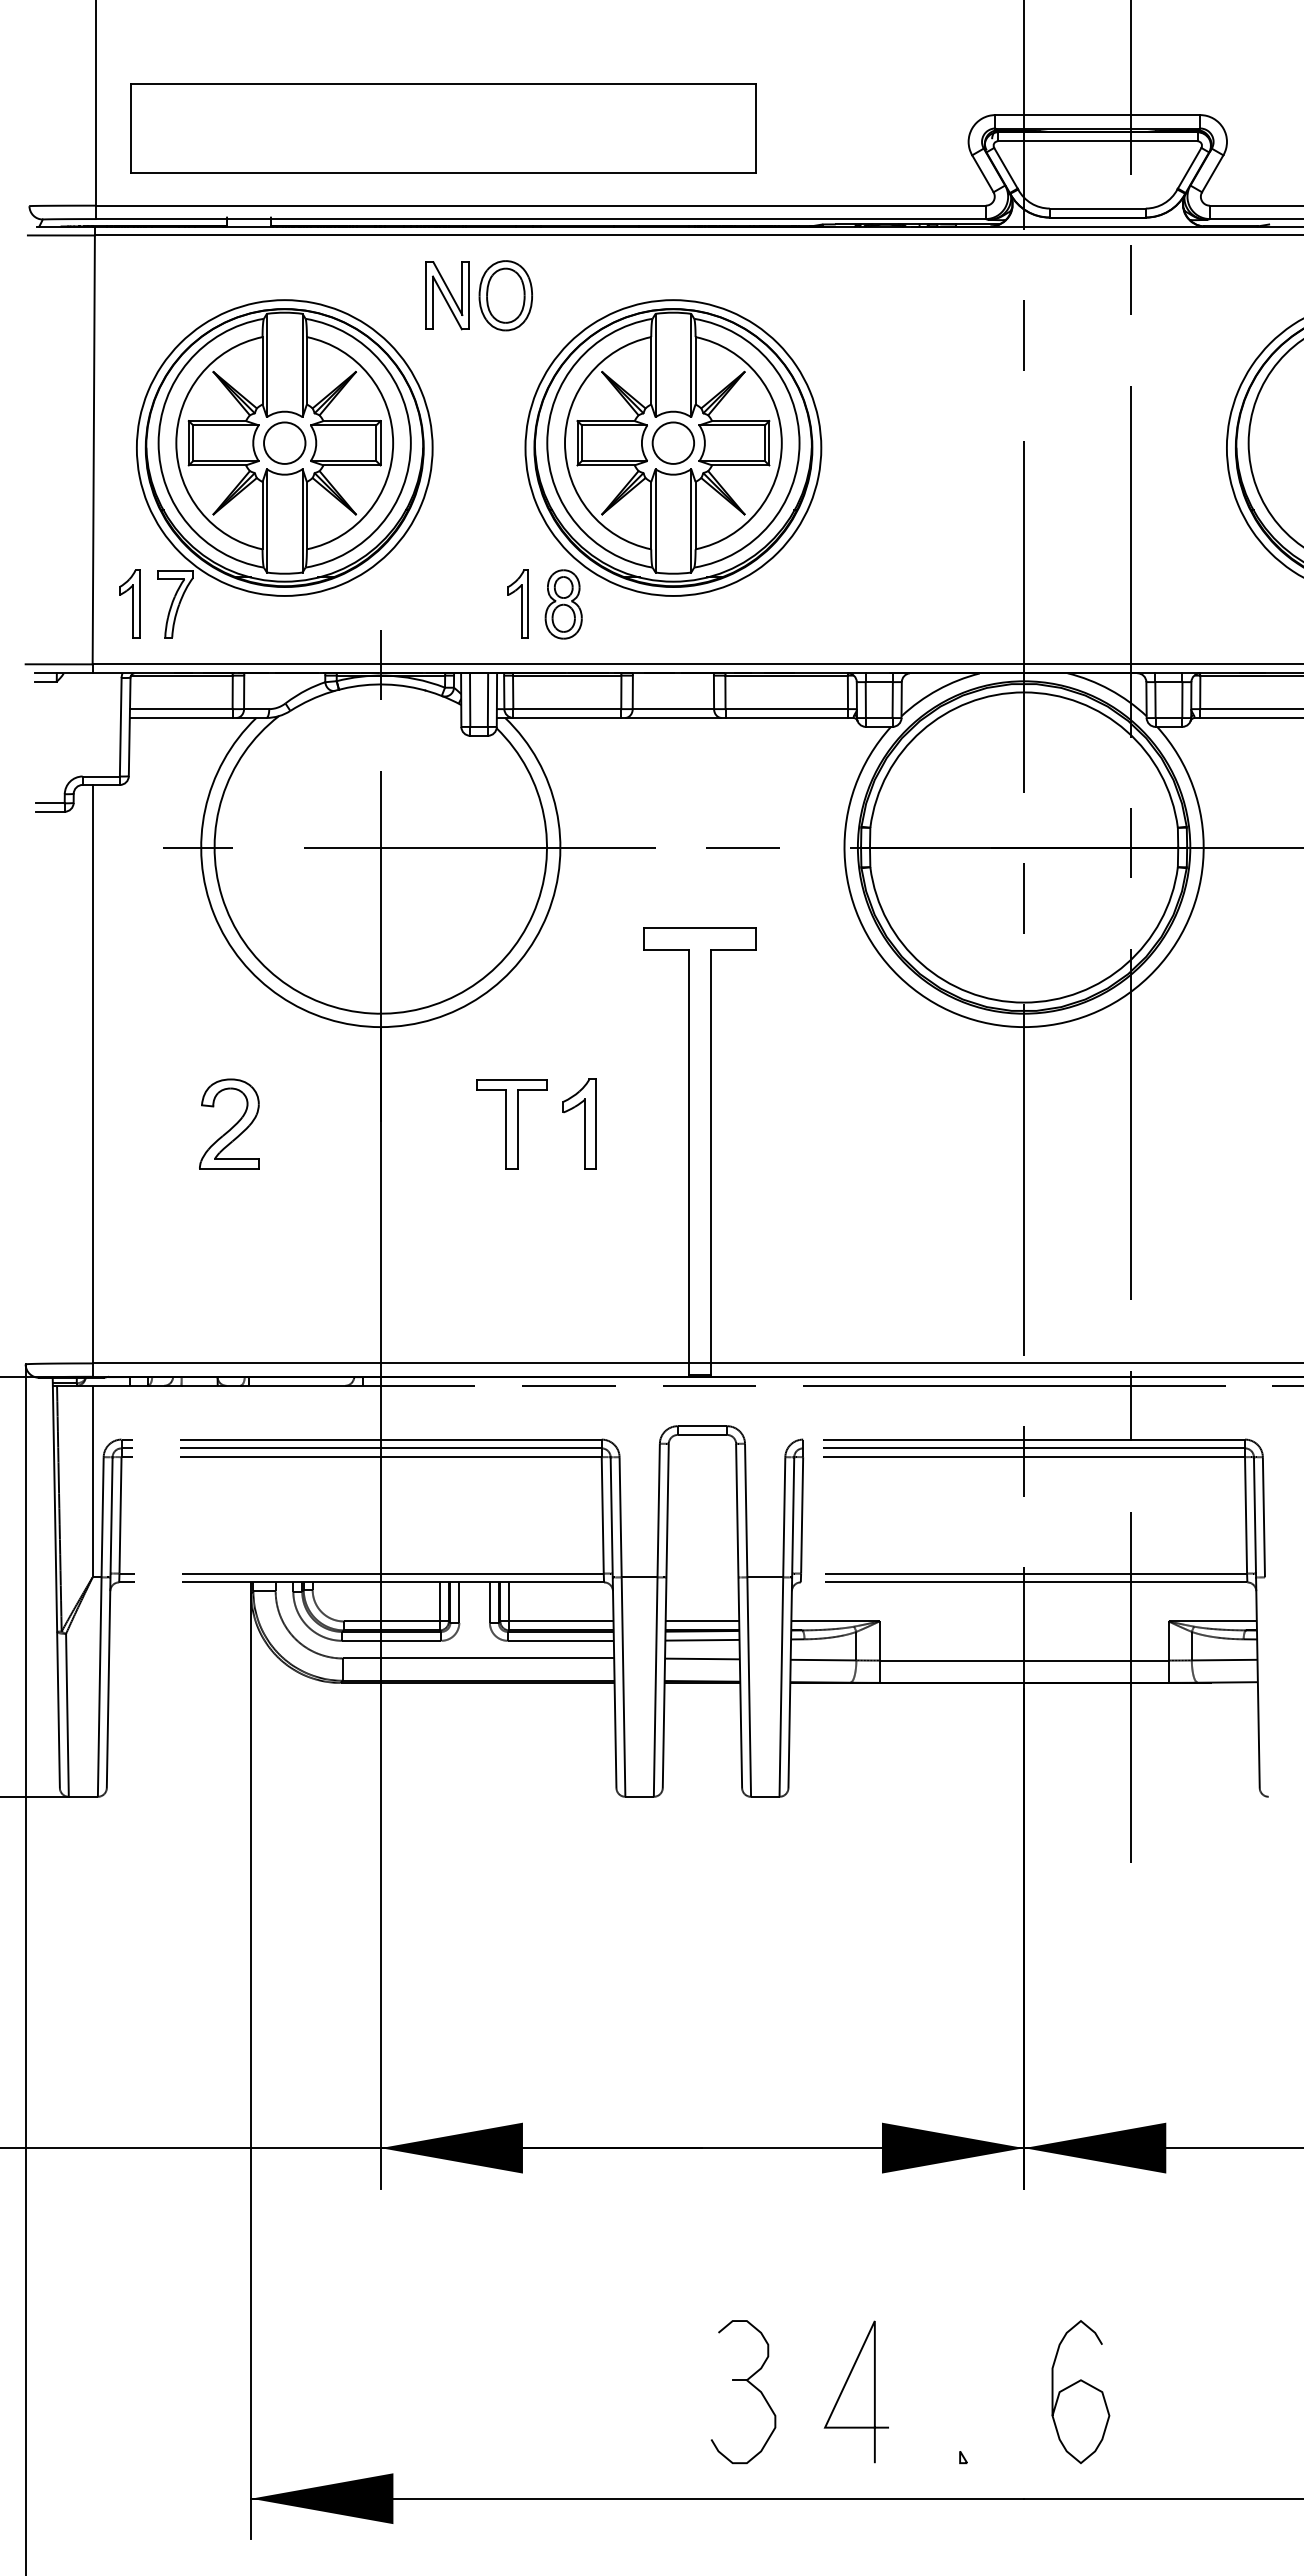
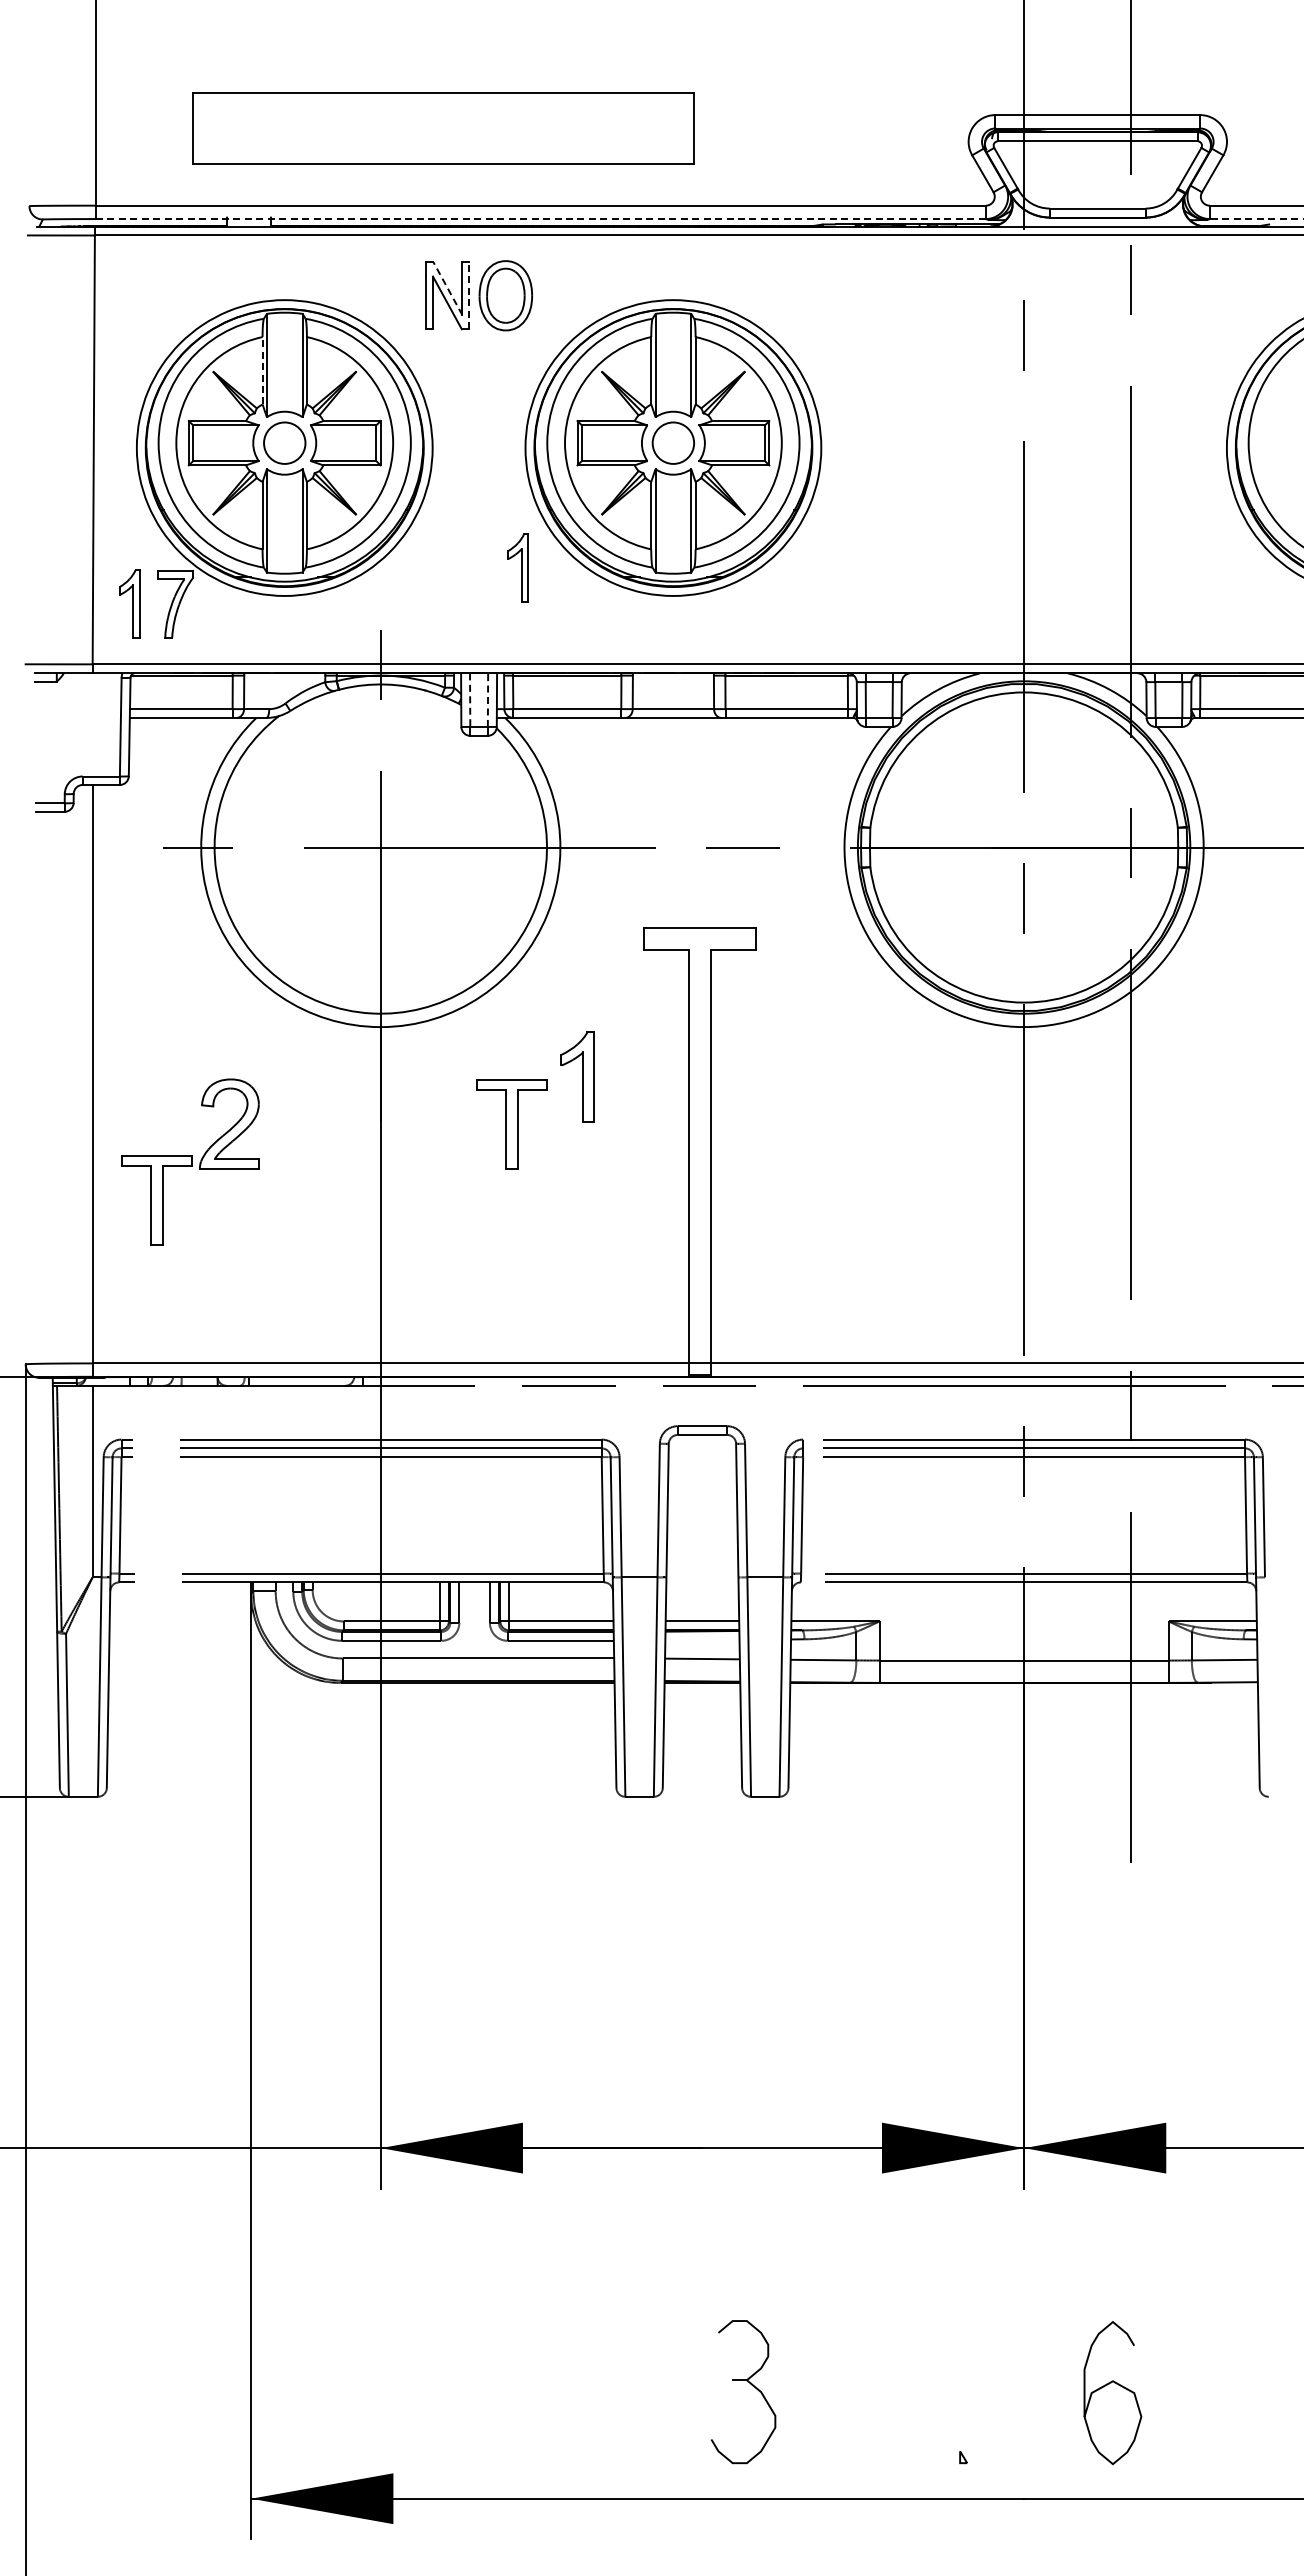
part size: 627x91 px -> 503x73 px (443, 128)
line: solid -> dashed (541, 219)
line: solid -> dashed (1256, 219)
line: solid -> dashed (447, 288)
line: solid -> dashed (469, 295)
line: solid -> dashed (262, 370)
part position: (517, 603) -> (517, 567) (517, 567)
part: present -> none (563, 604)
line: solid -> dashed (470, 700)
line: solid -> dashed (488, 700)
part position: (579, 1123) -> (577, 1076) (577, 1076)
part: none -> present (156, 1200)
line: present -> none (702, 1639)
curve position: (1075, 2384) -> (1107, 2385) (1107, 2385)
line: present -> none (845, 2386)
